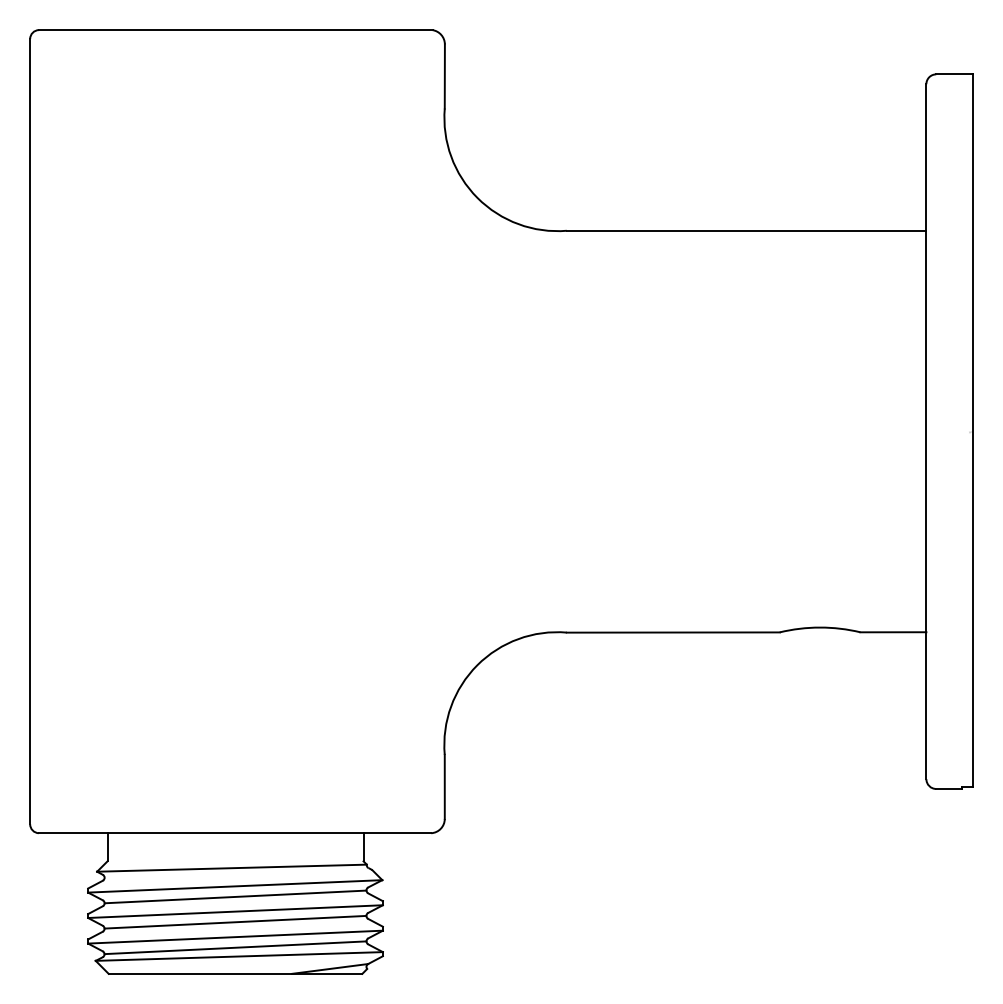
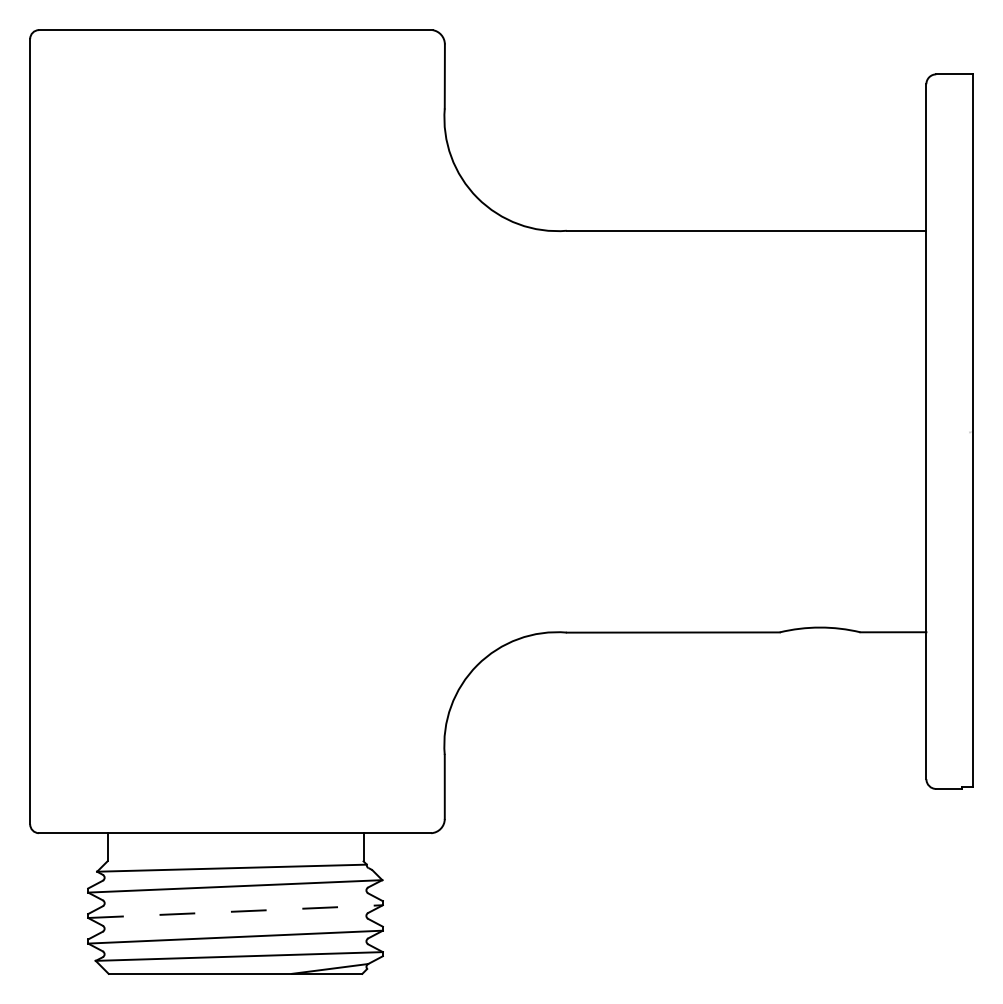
line: present -> none (235, 896)
line: solid -> dashed (235, 911)
line: present -> none (235, 921)
line: present -> none (235, 947)
